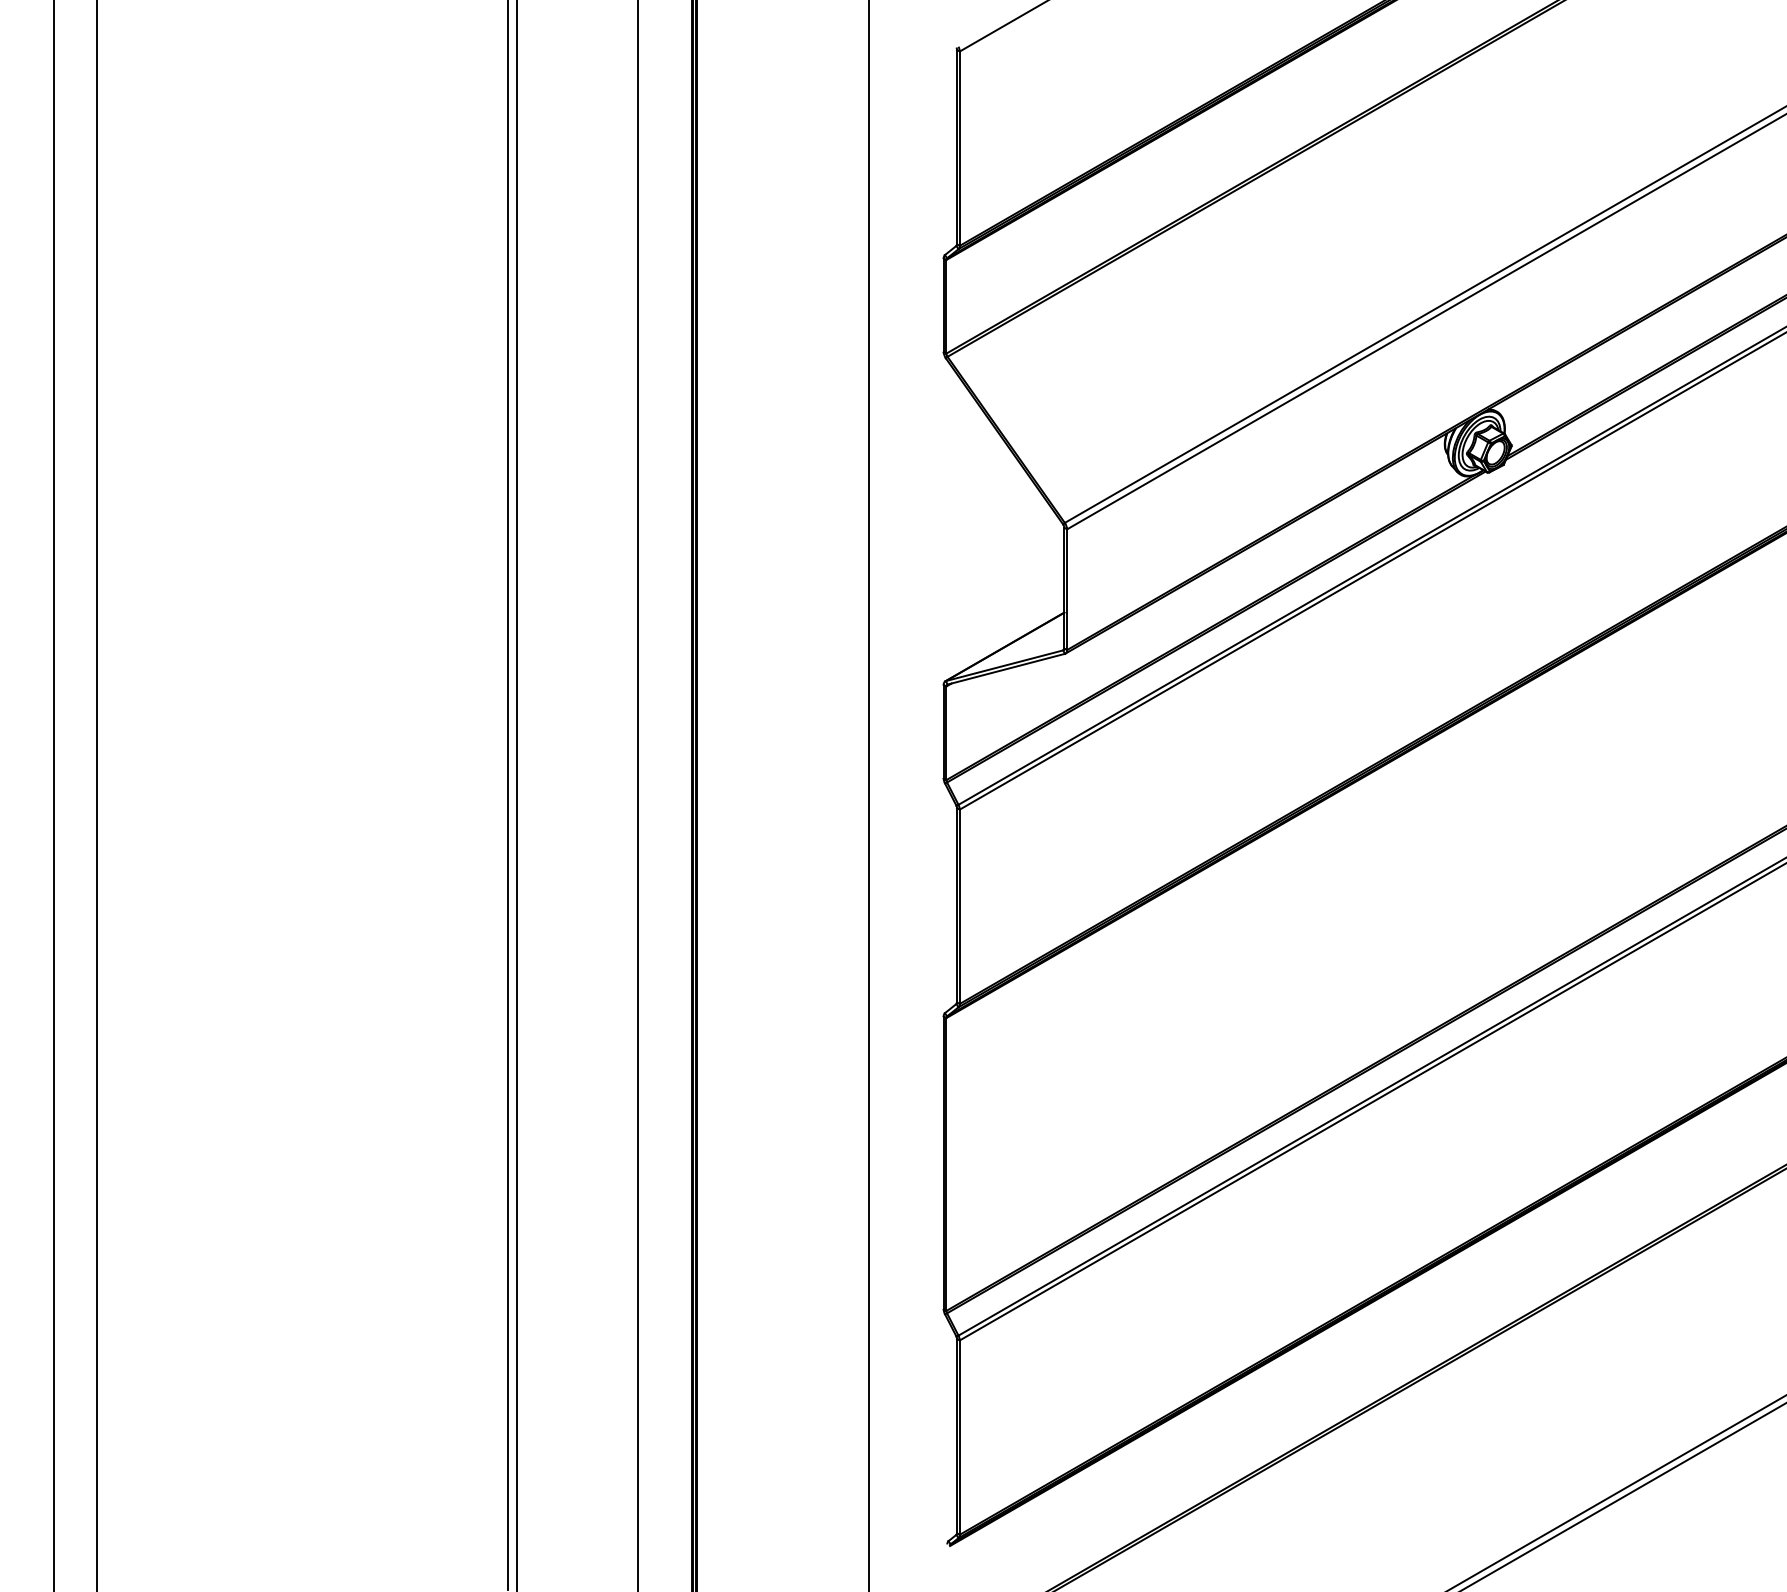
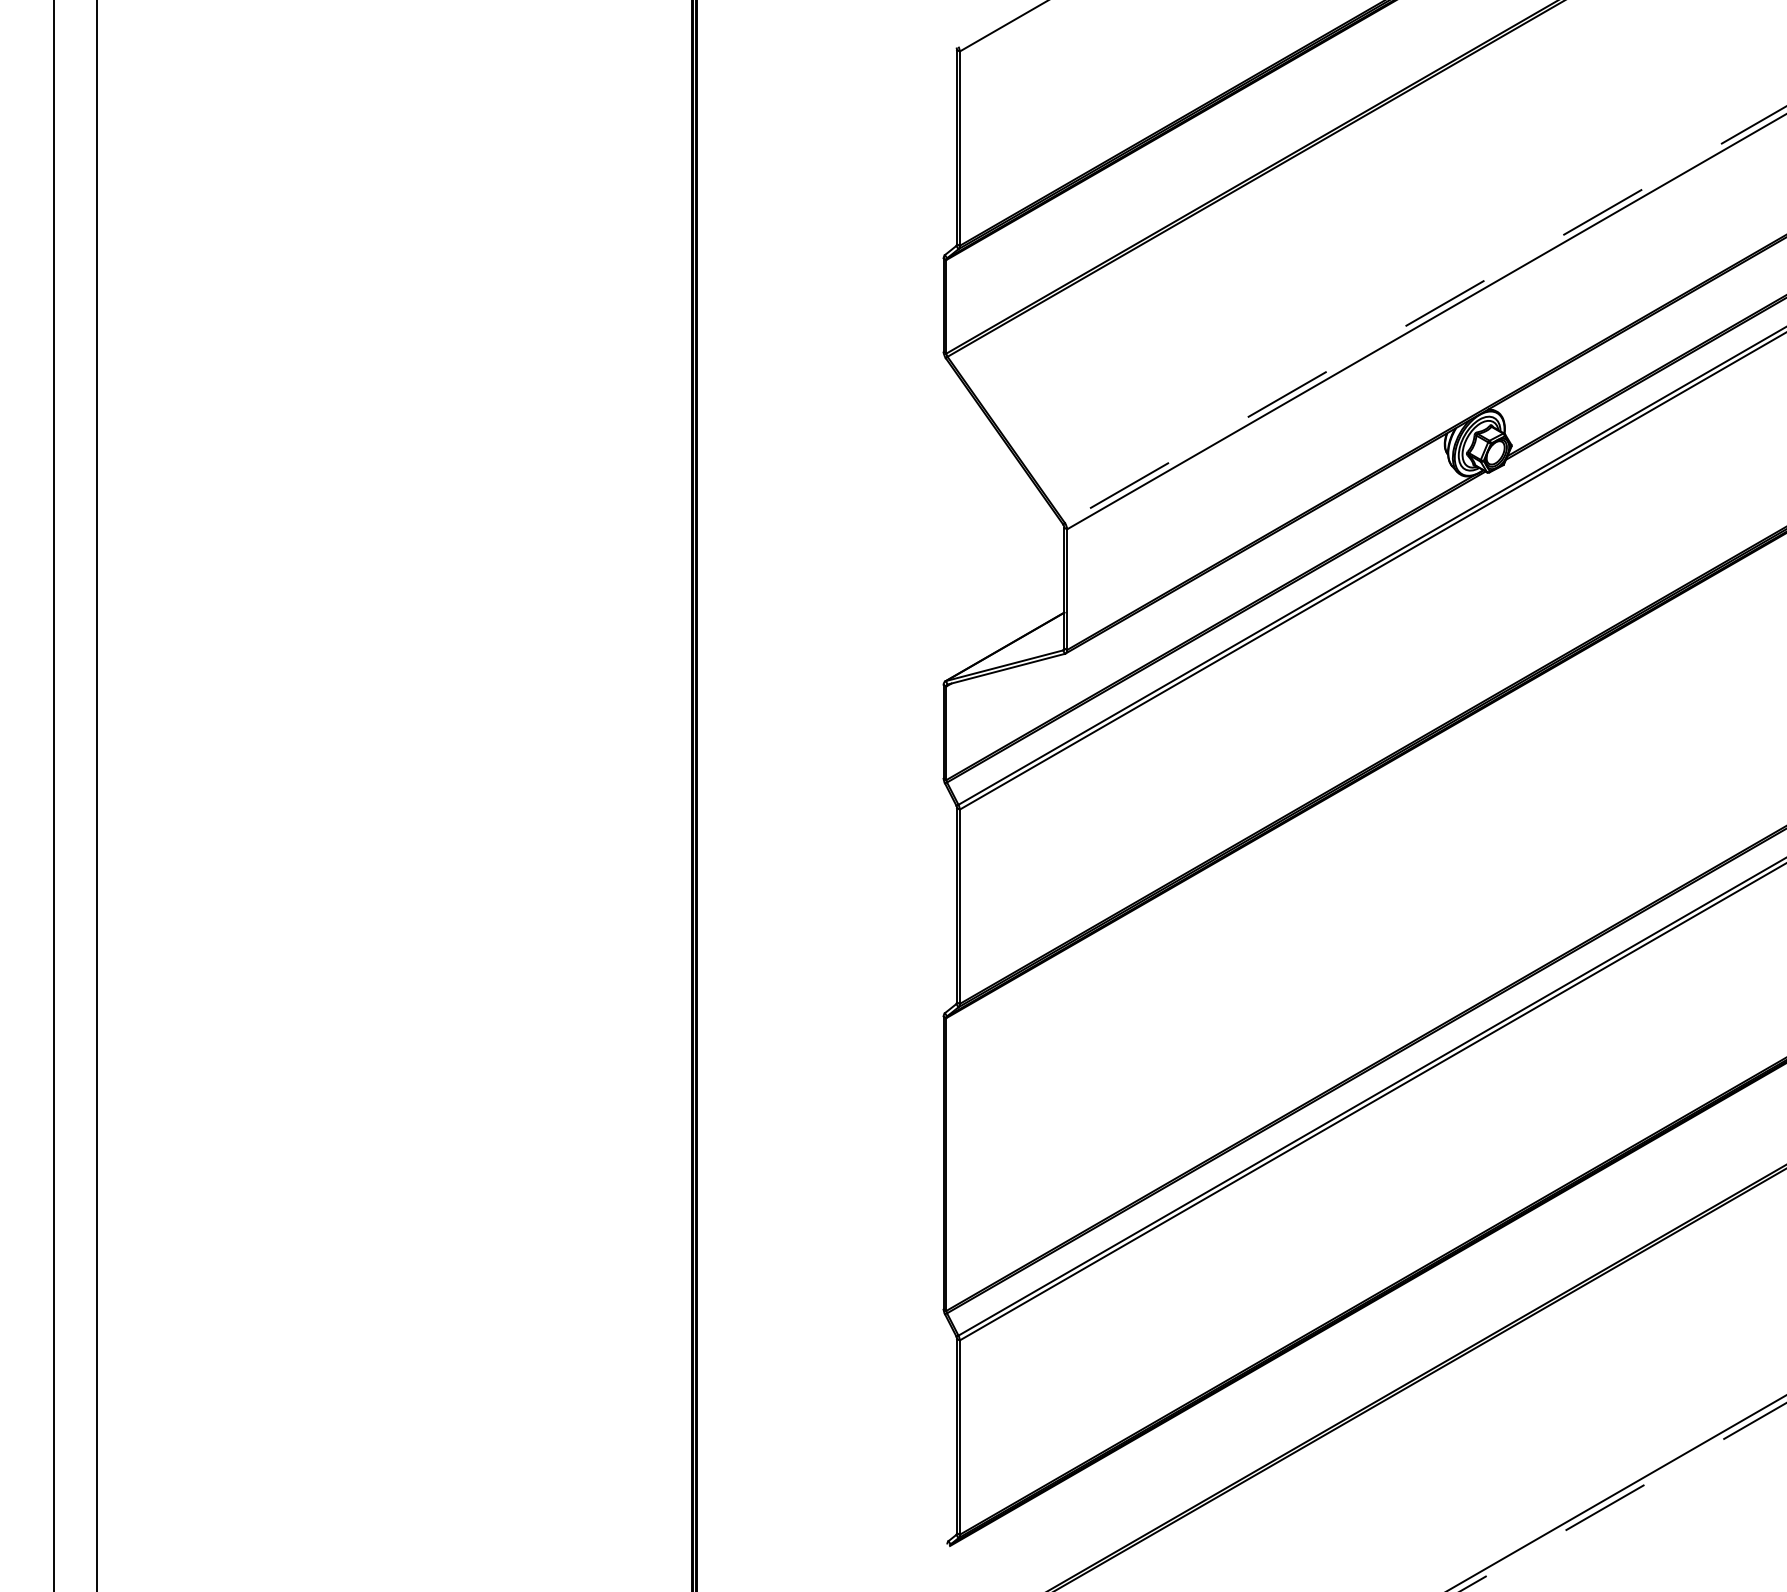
line: solid -> dashed (1425, 314)
line: present -> none (508, 795)
line: present -> none (516, 795)
line: present -> none (638, 795)
line: present -> none (868, 795)
line: solid -> dashed (1623, 1497)
